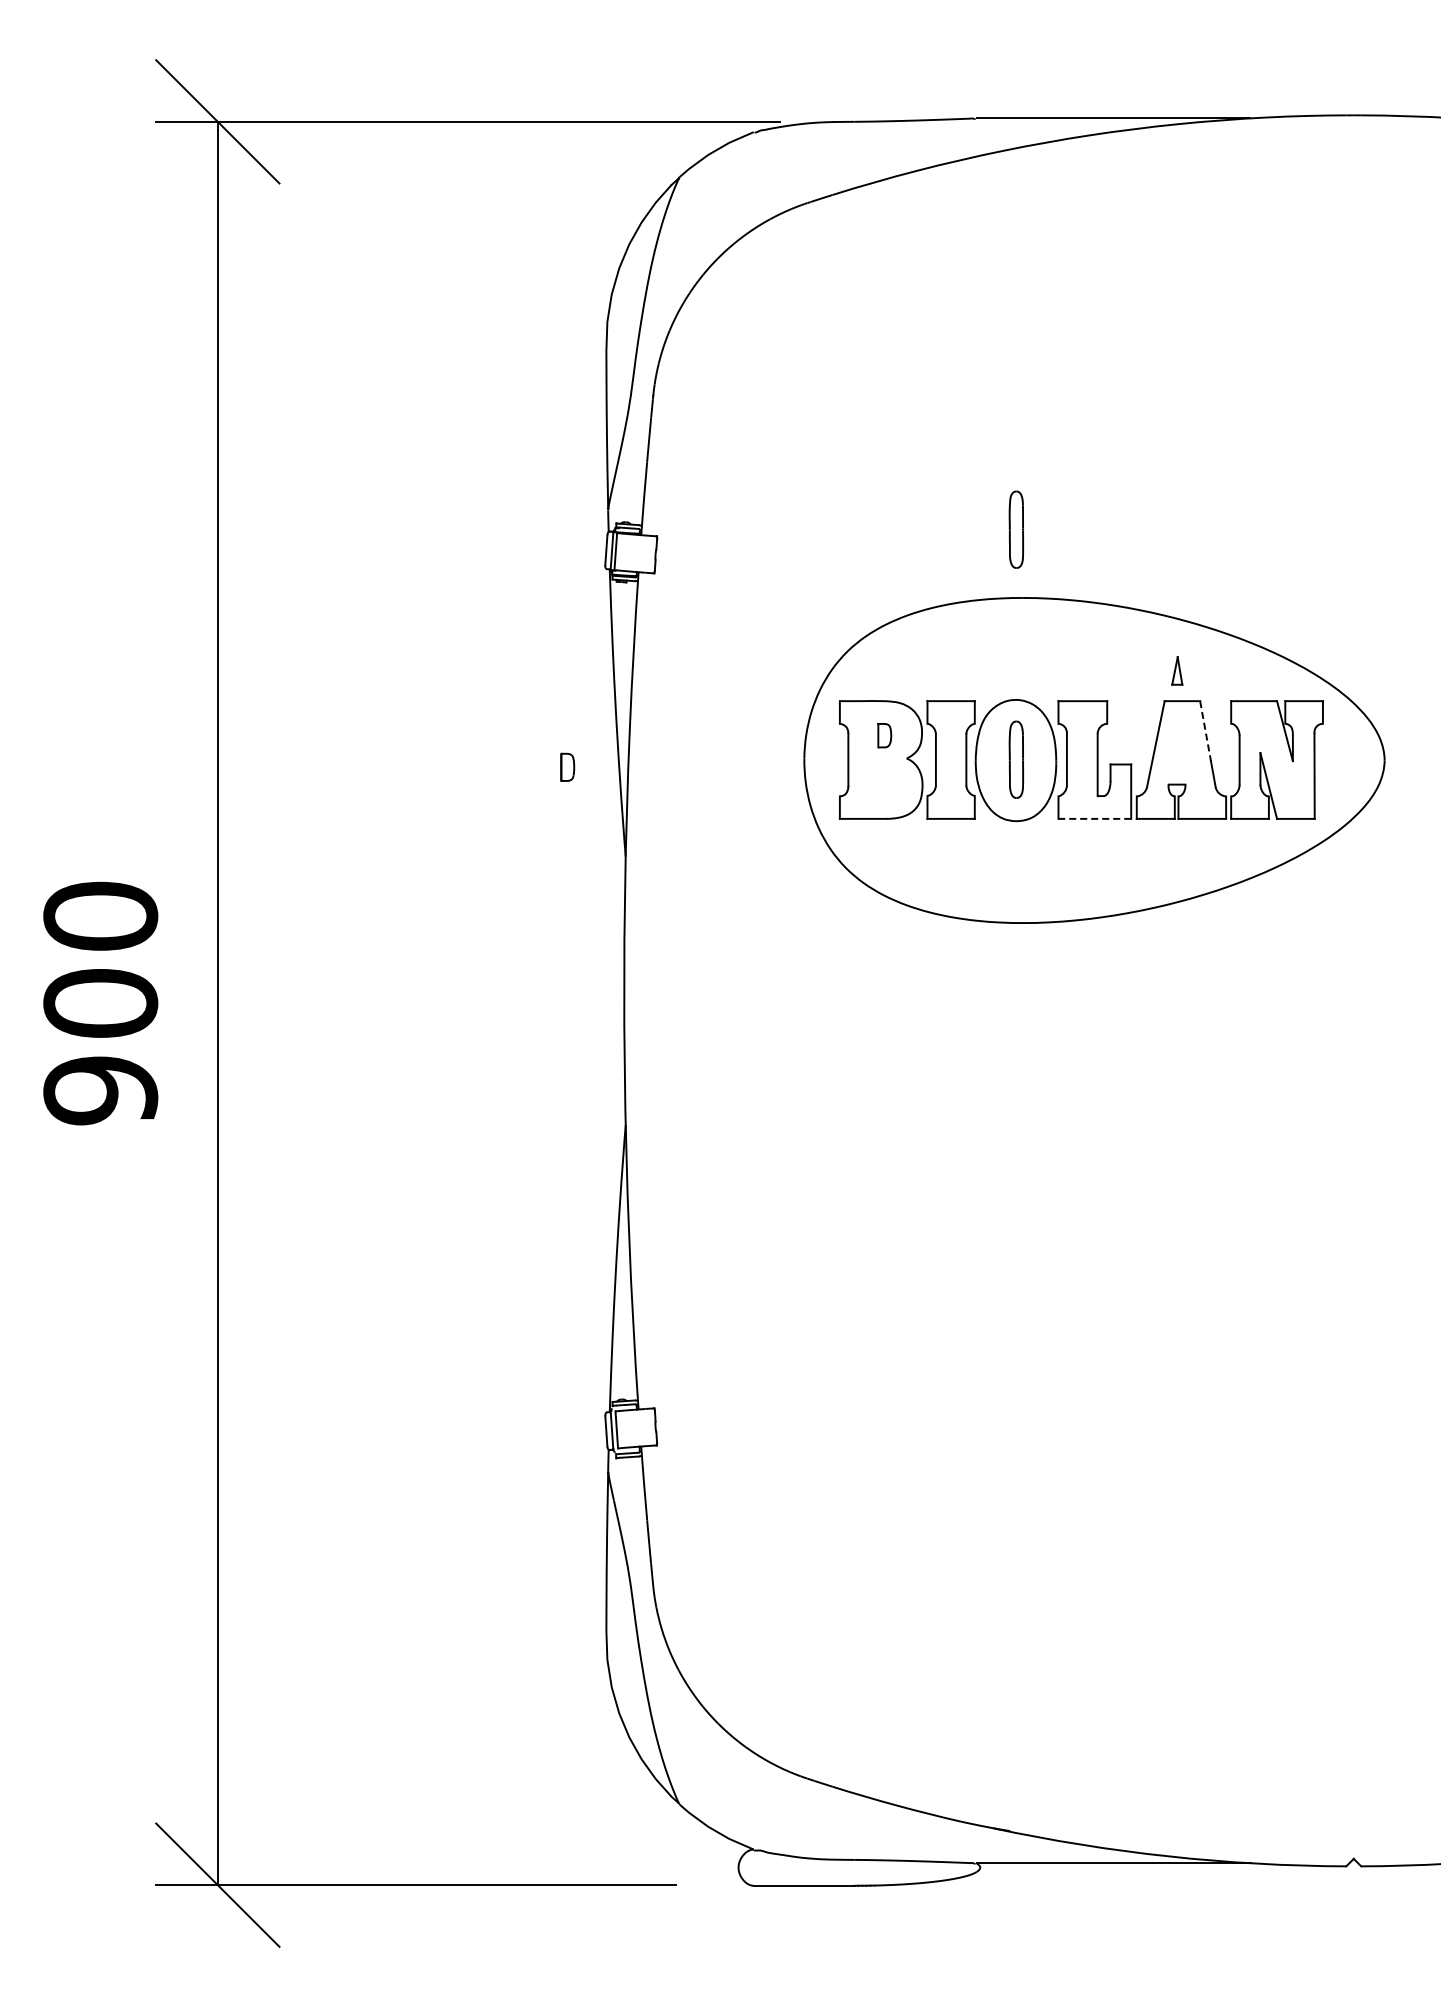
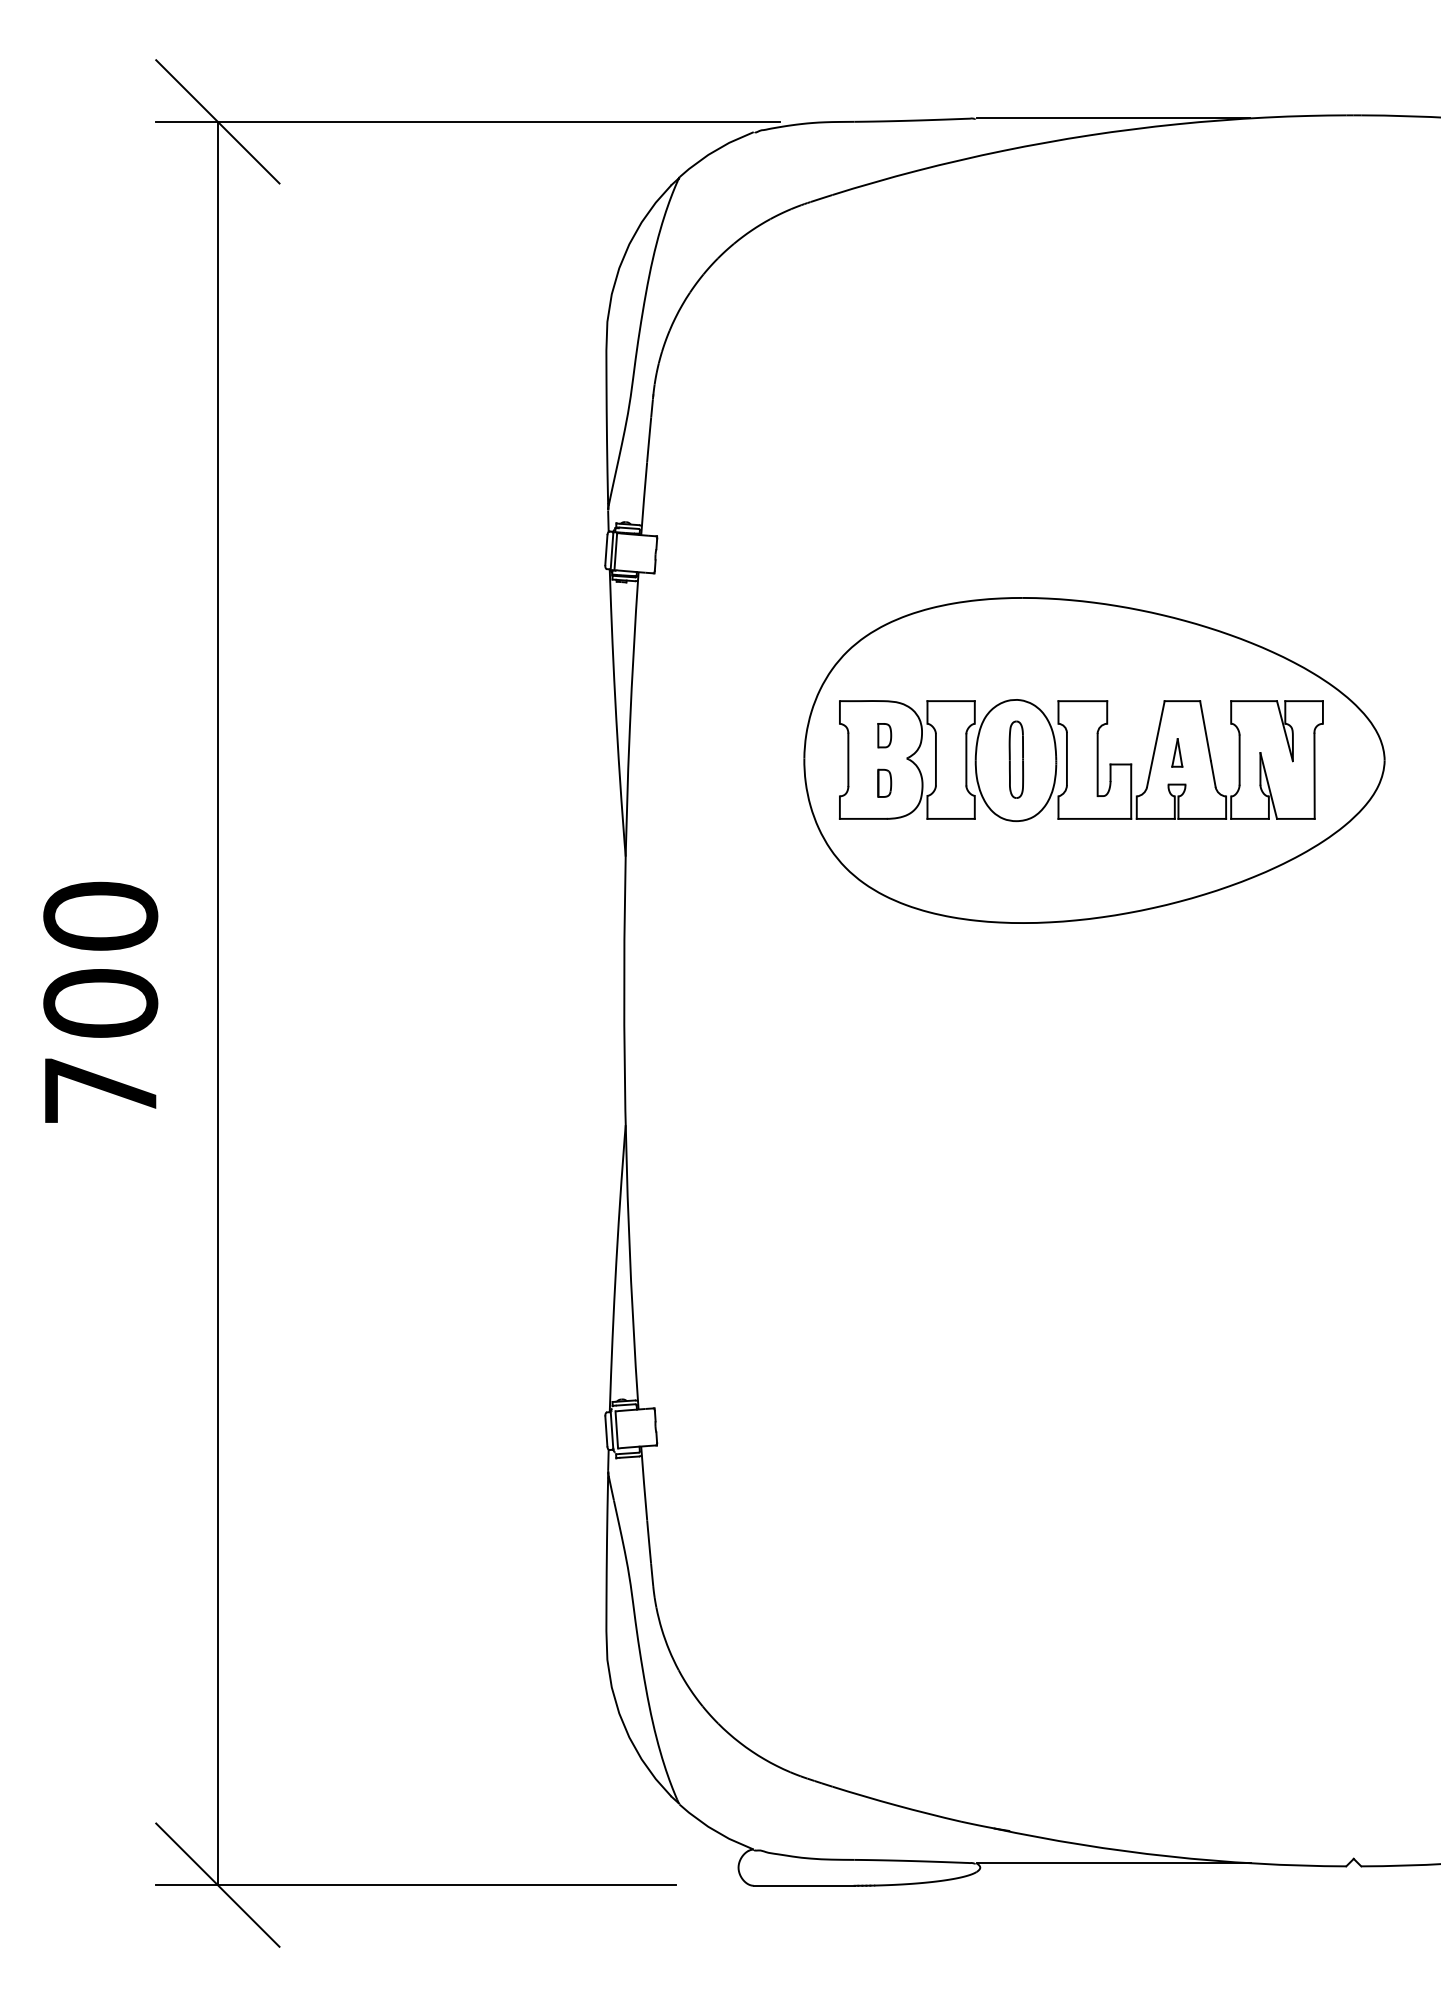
part: present -> none (1016, 529)
part position: (1177, 670) -> (1177, 752) (1177, 752)
line: dashed -> solid (1205, 731)
part position: (567, 766) -> (884, 782) (884, 782)
line: dashed -> solid (1094, 818)
text: 900 -> 700 (100, 1090)
